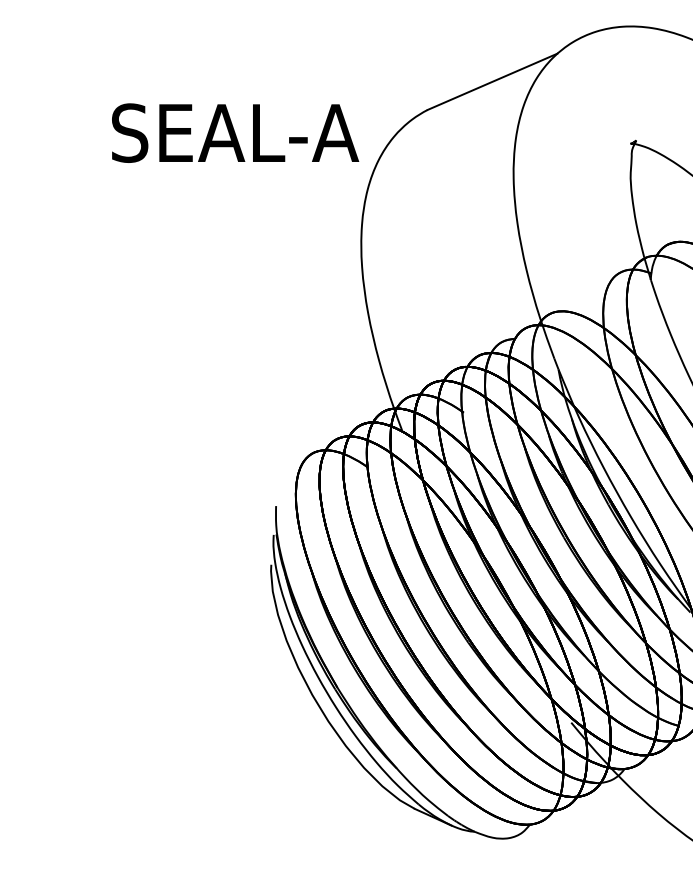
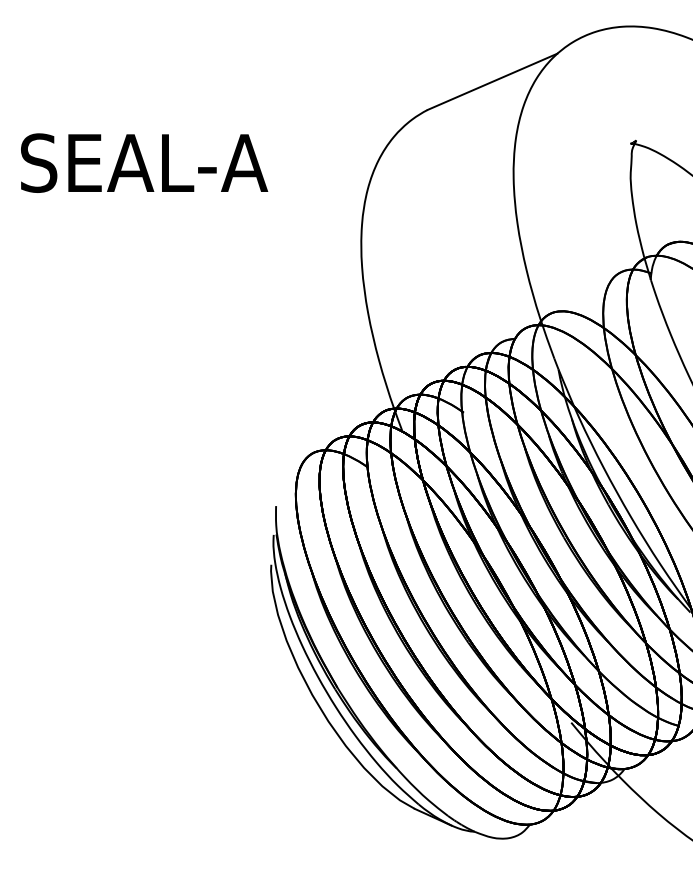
text position: (235, 132) -> (144, 162) (144, 162)
